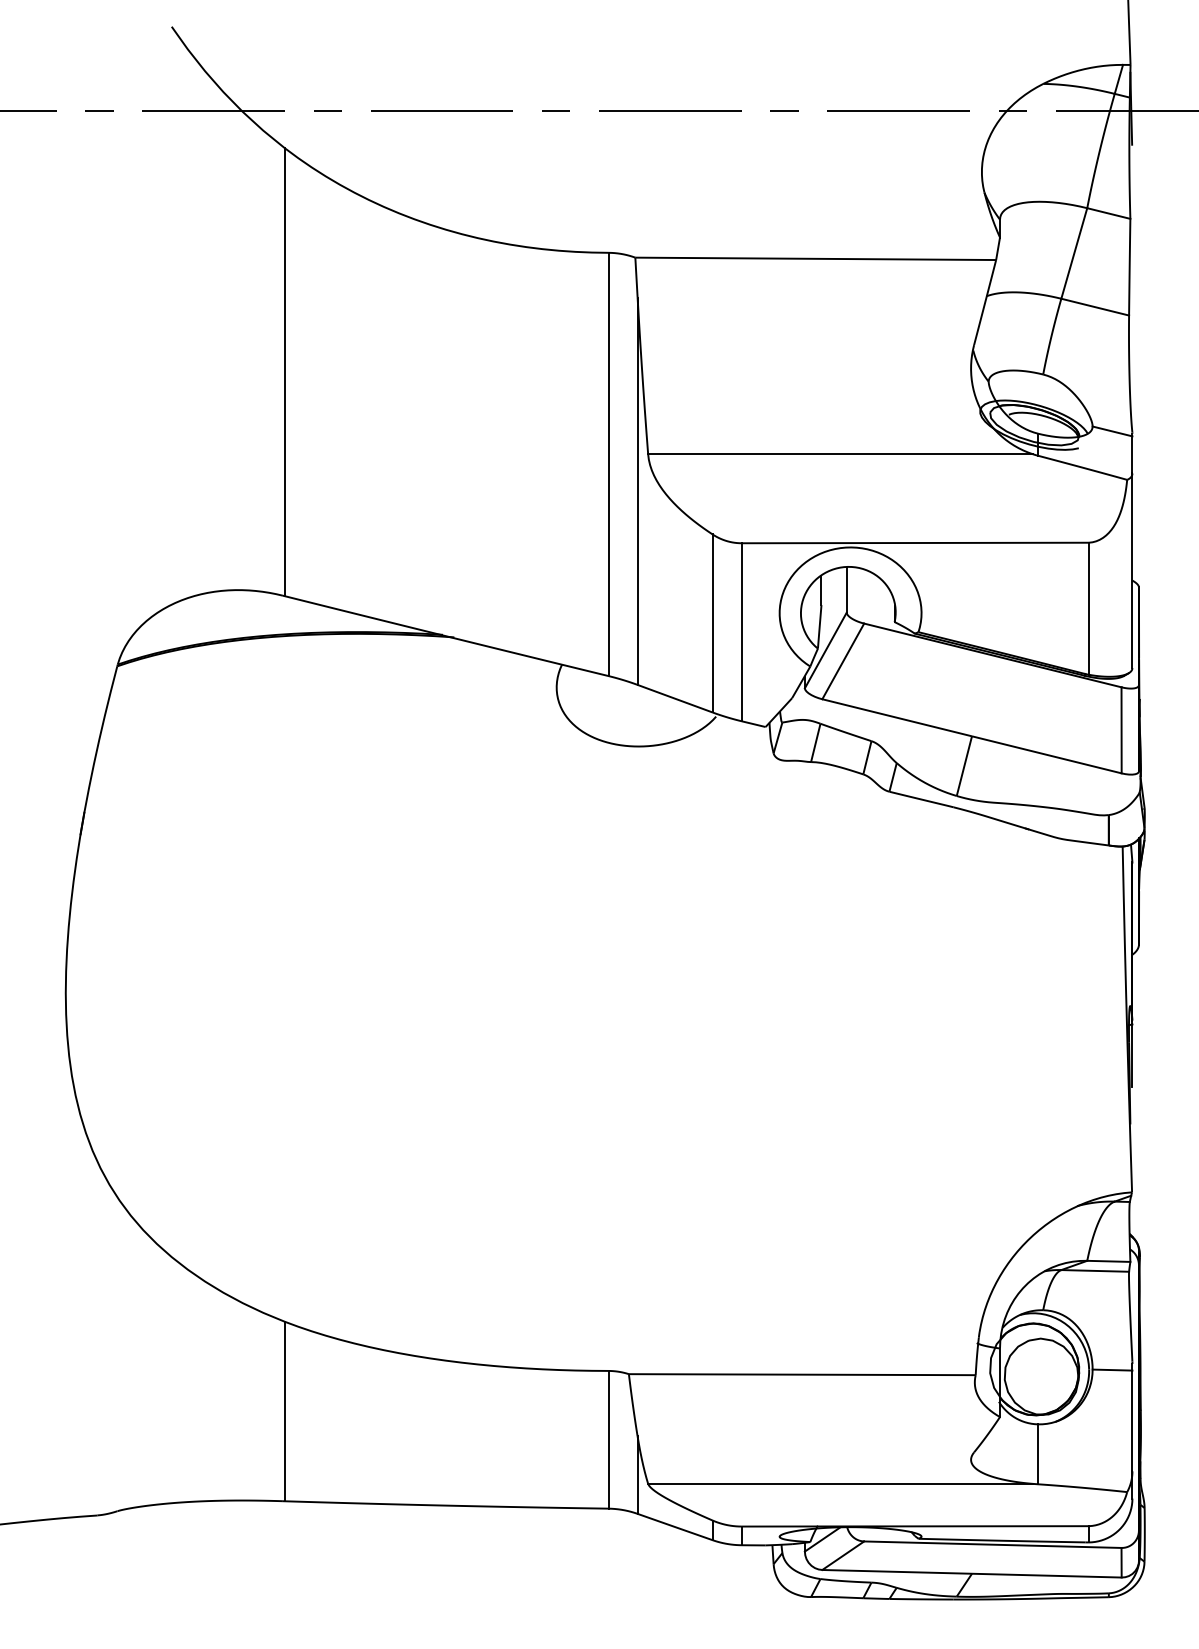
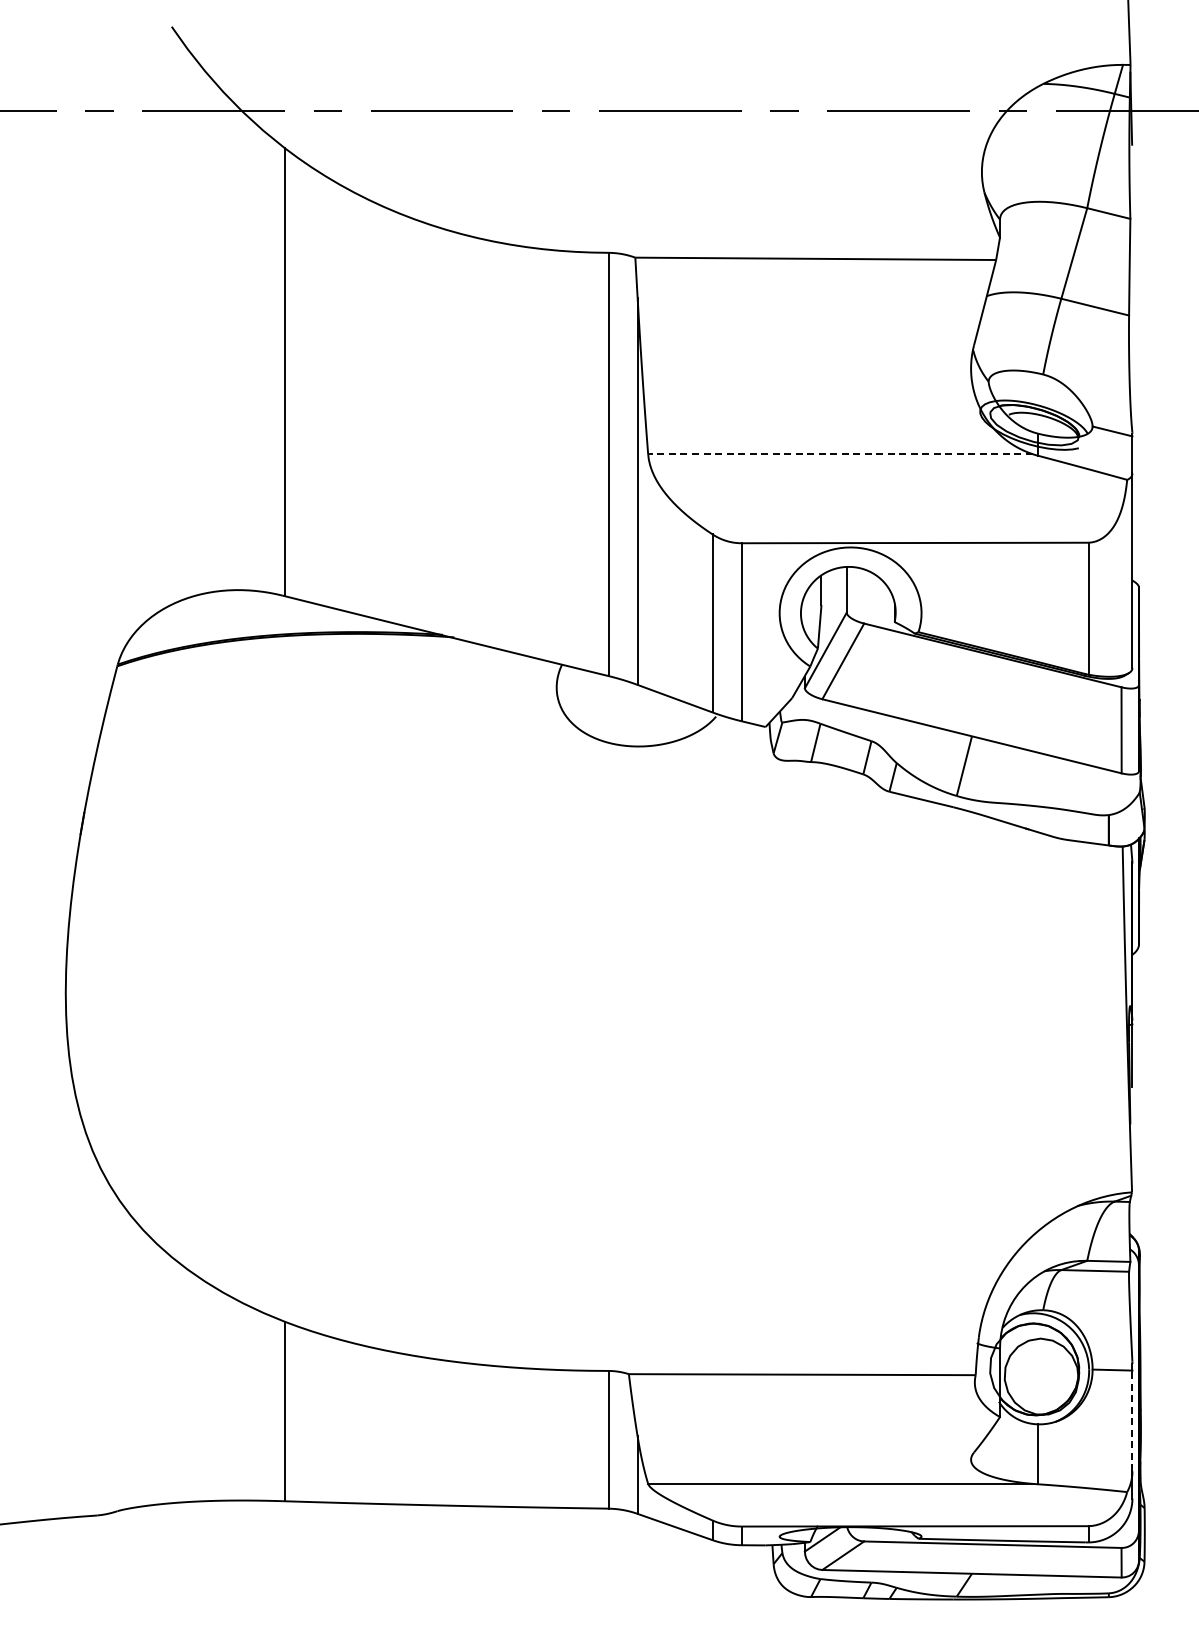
line: solid -> dashed (840, 454)
line: solid -> dashed (1132, 1420)
